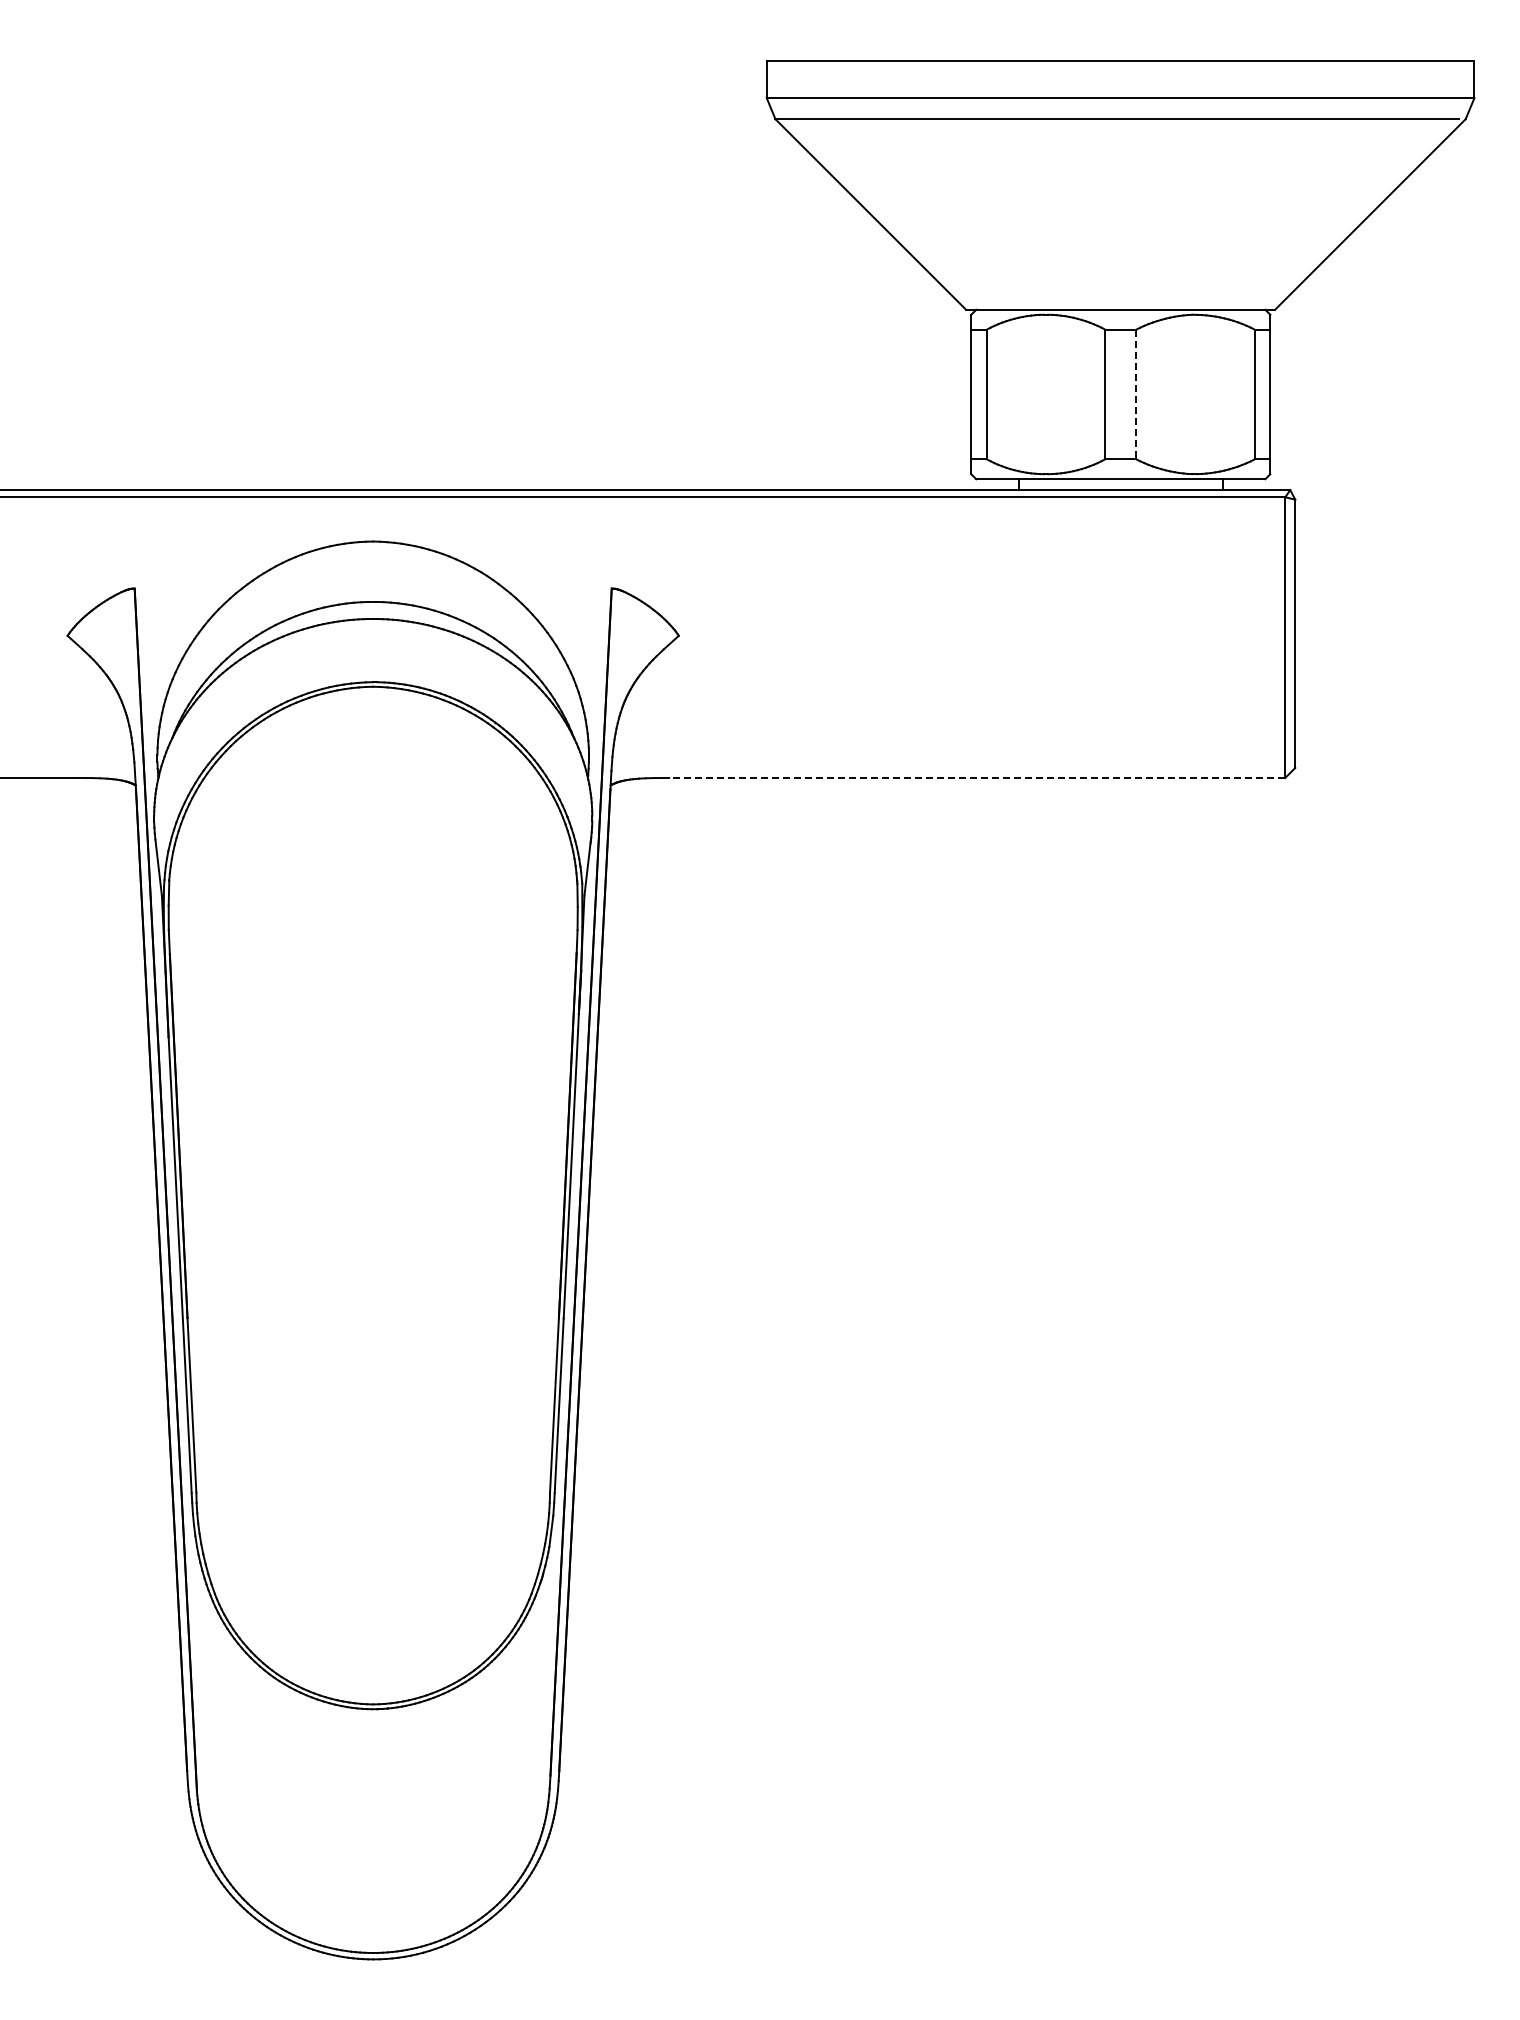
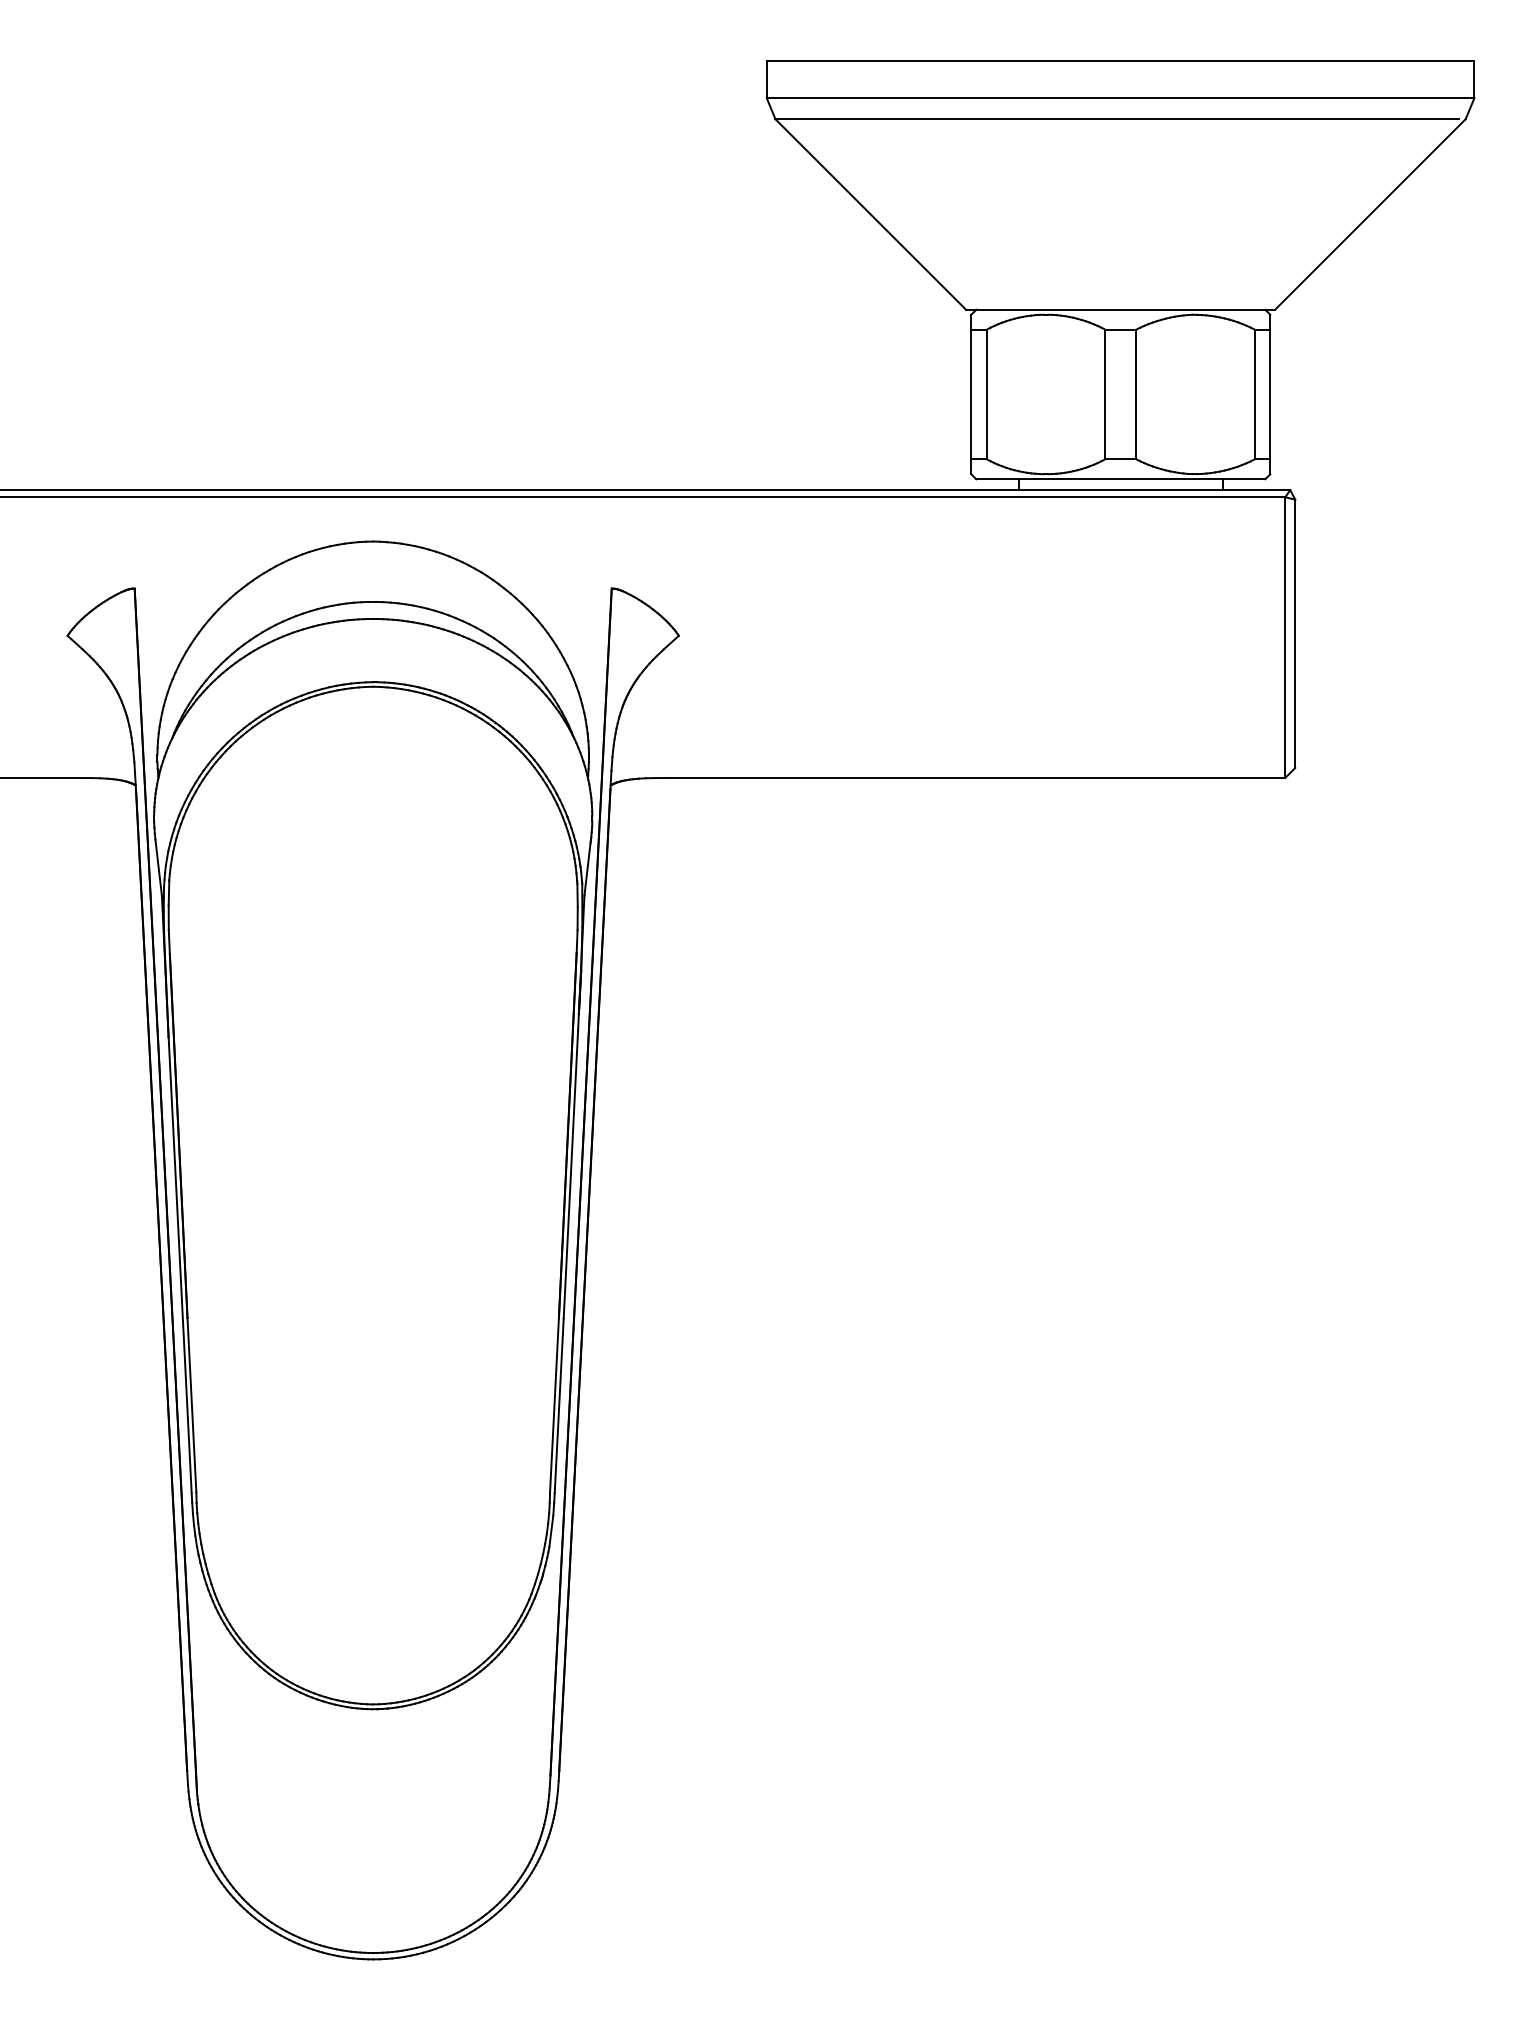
line: dashed -> solid (1136, 394)
line: dashed -> solid (976, 777)
